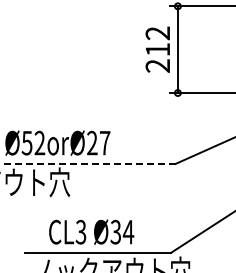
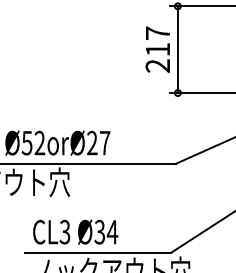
text: 212 -> 217 (157, 33)
line: dashed -> solid (88, 163)
text position: (91, 231) -> (75, 231) (75, 231)
